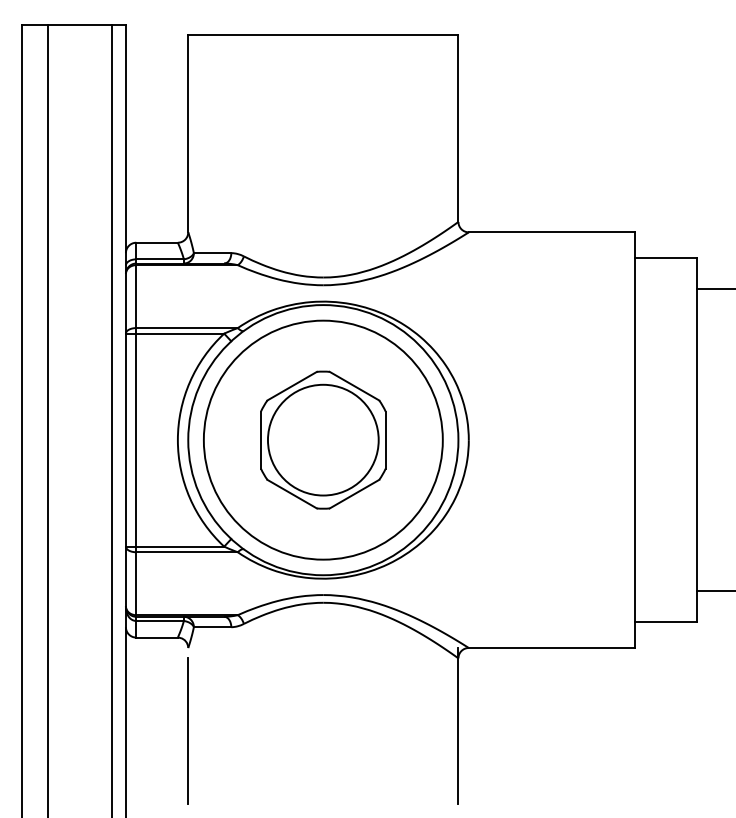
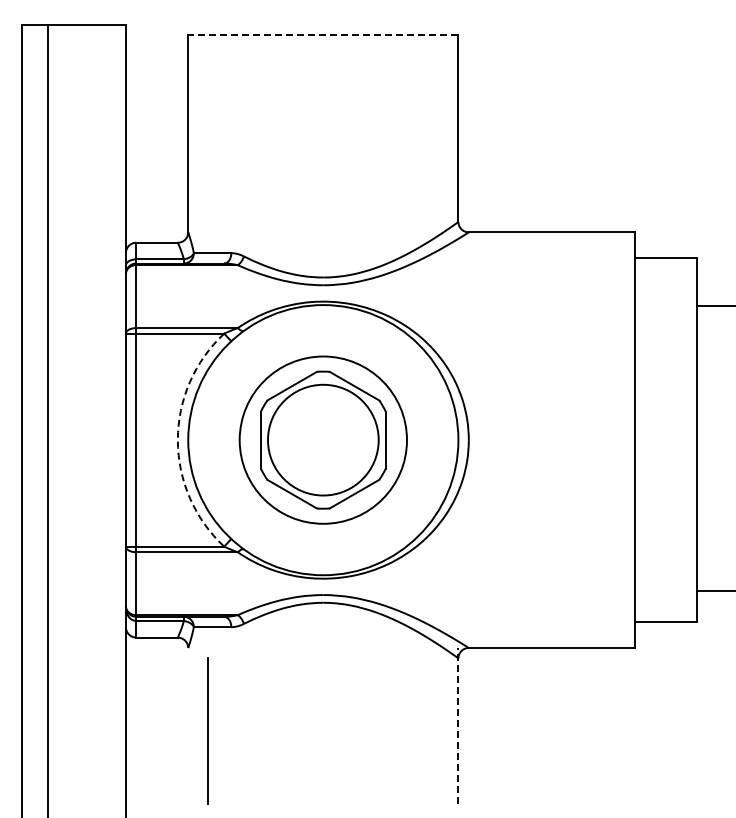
line: solid -> dashed (322, 34)
line position: (714, 289) -> (714, 306) (714, 306)
line: present -> none (112, 419)
circle diameter: 239 px -> 167 px (322, 439)
arc: solid -> dashed (177, 440)
line: solid -> dashed (458, 725)
line position: (187, 730) -> (207, 730) (207, 730)
